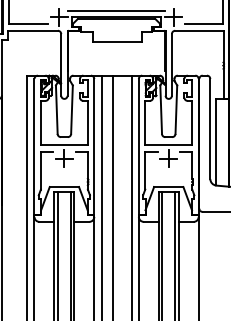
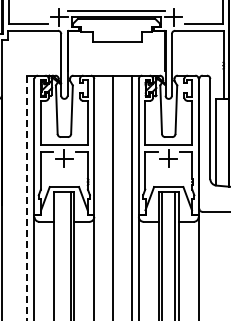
line: present -> none (101, 196)
line: solid -> dashed (27, 198)
line: present -> none (57, 254)
